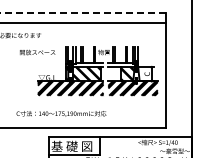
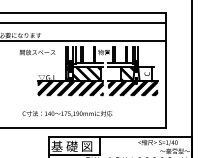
line: dashed -> solid (83, 12)
line: none -> present (83, 40)
text position: (61, 113) -> (67, 113) (67, 113)
